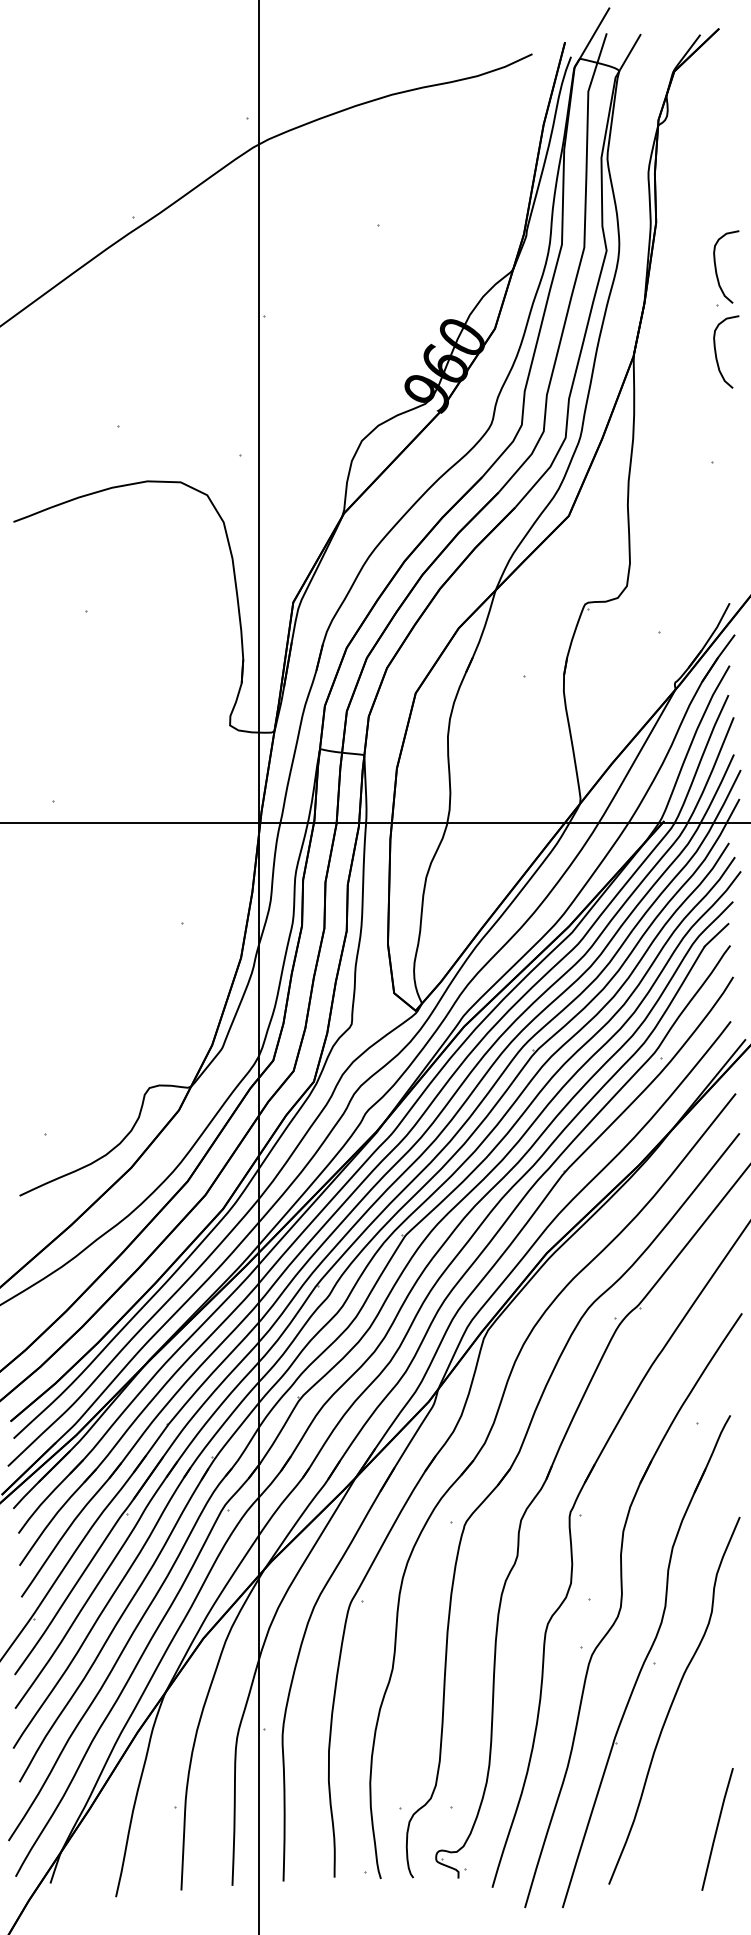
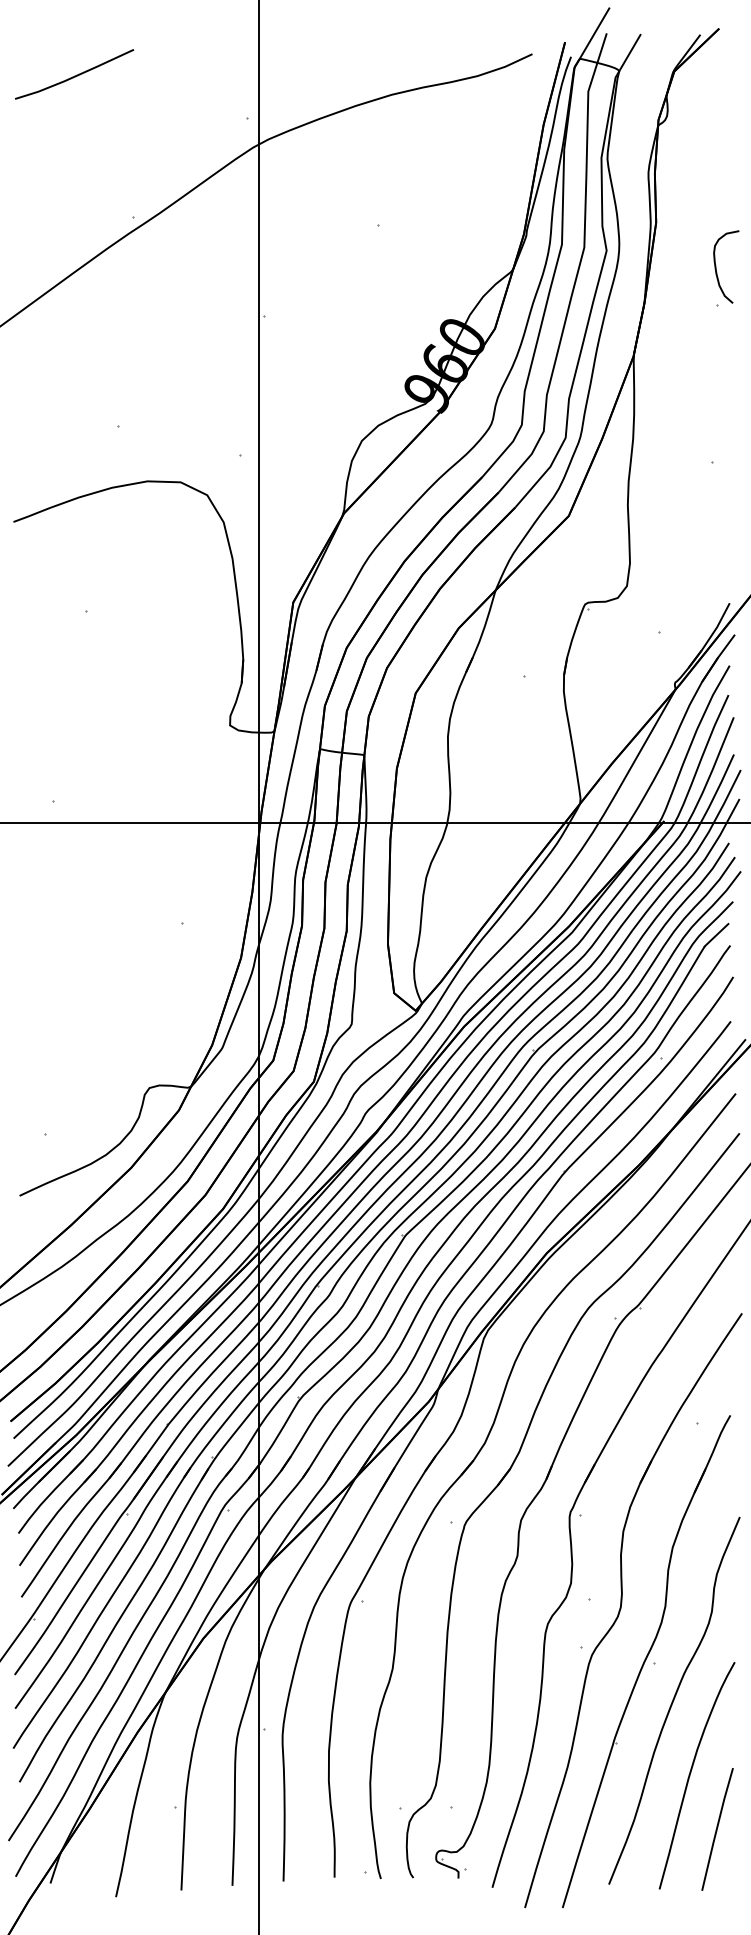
line: none -> present (74, 75)
curve: present -> none (716, 351)
curve: none -> present (691, 1773)
